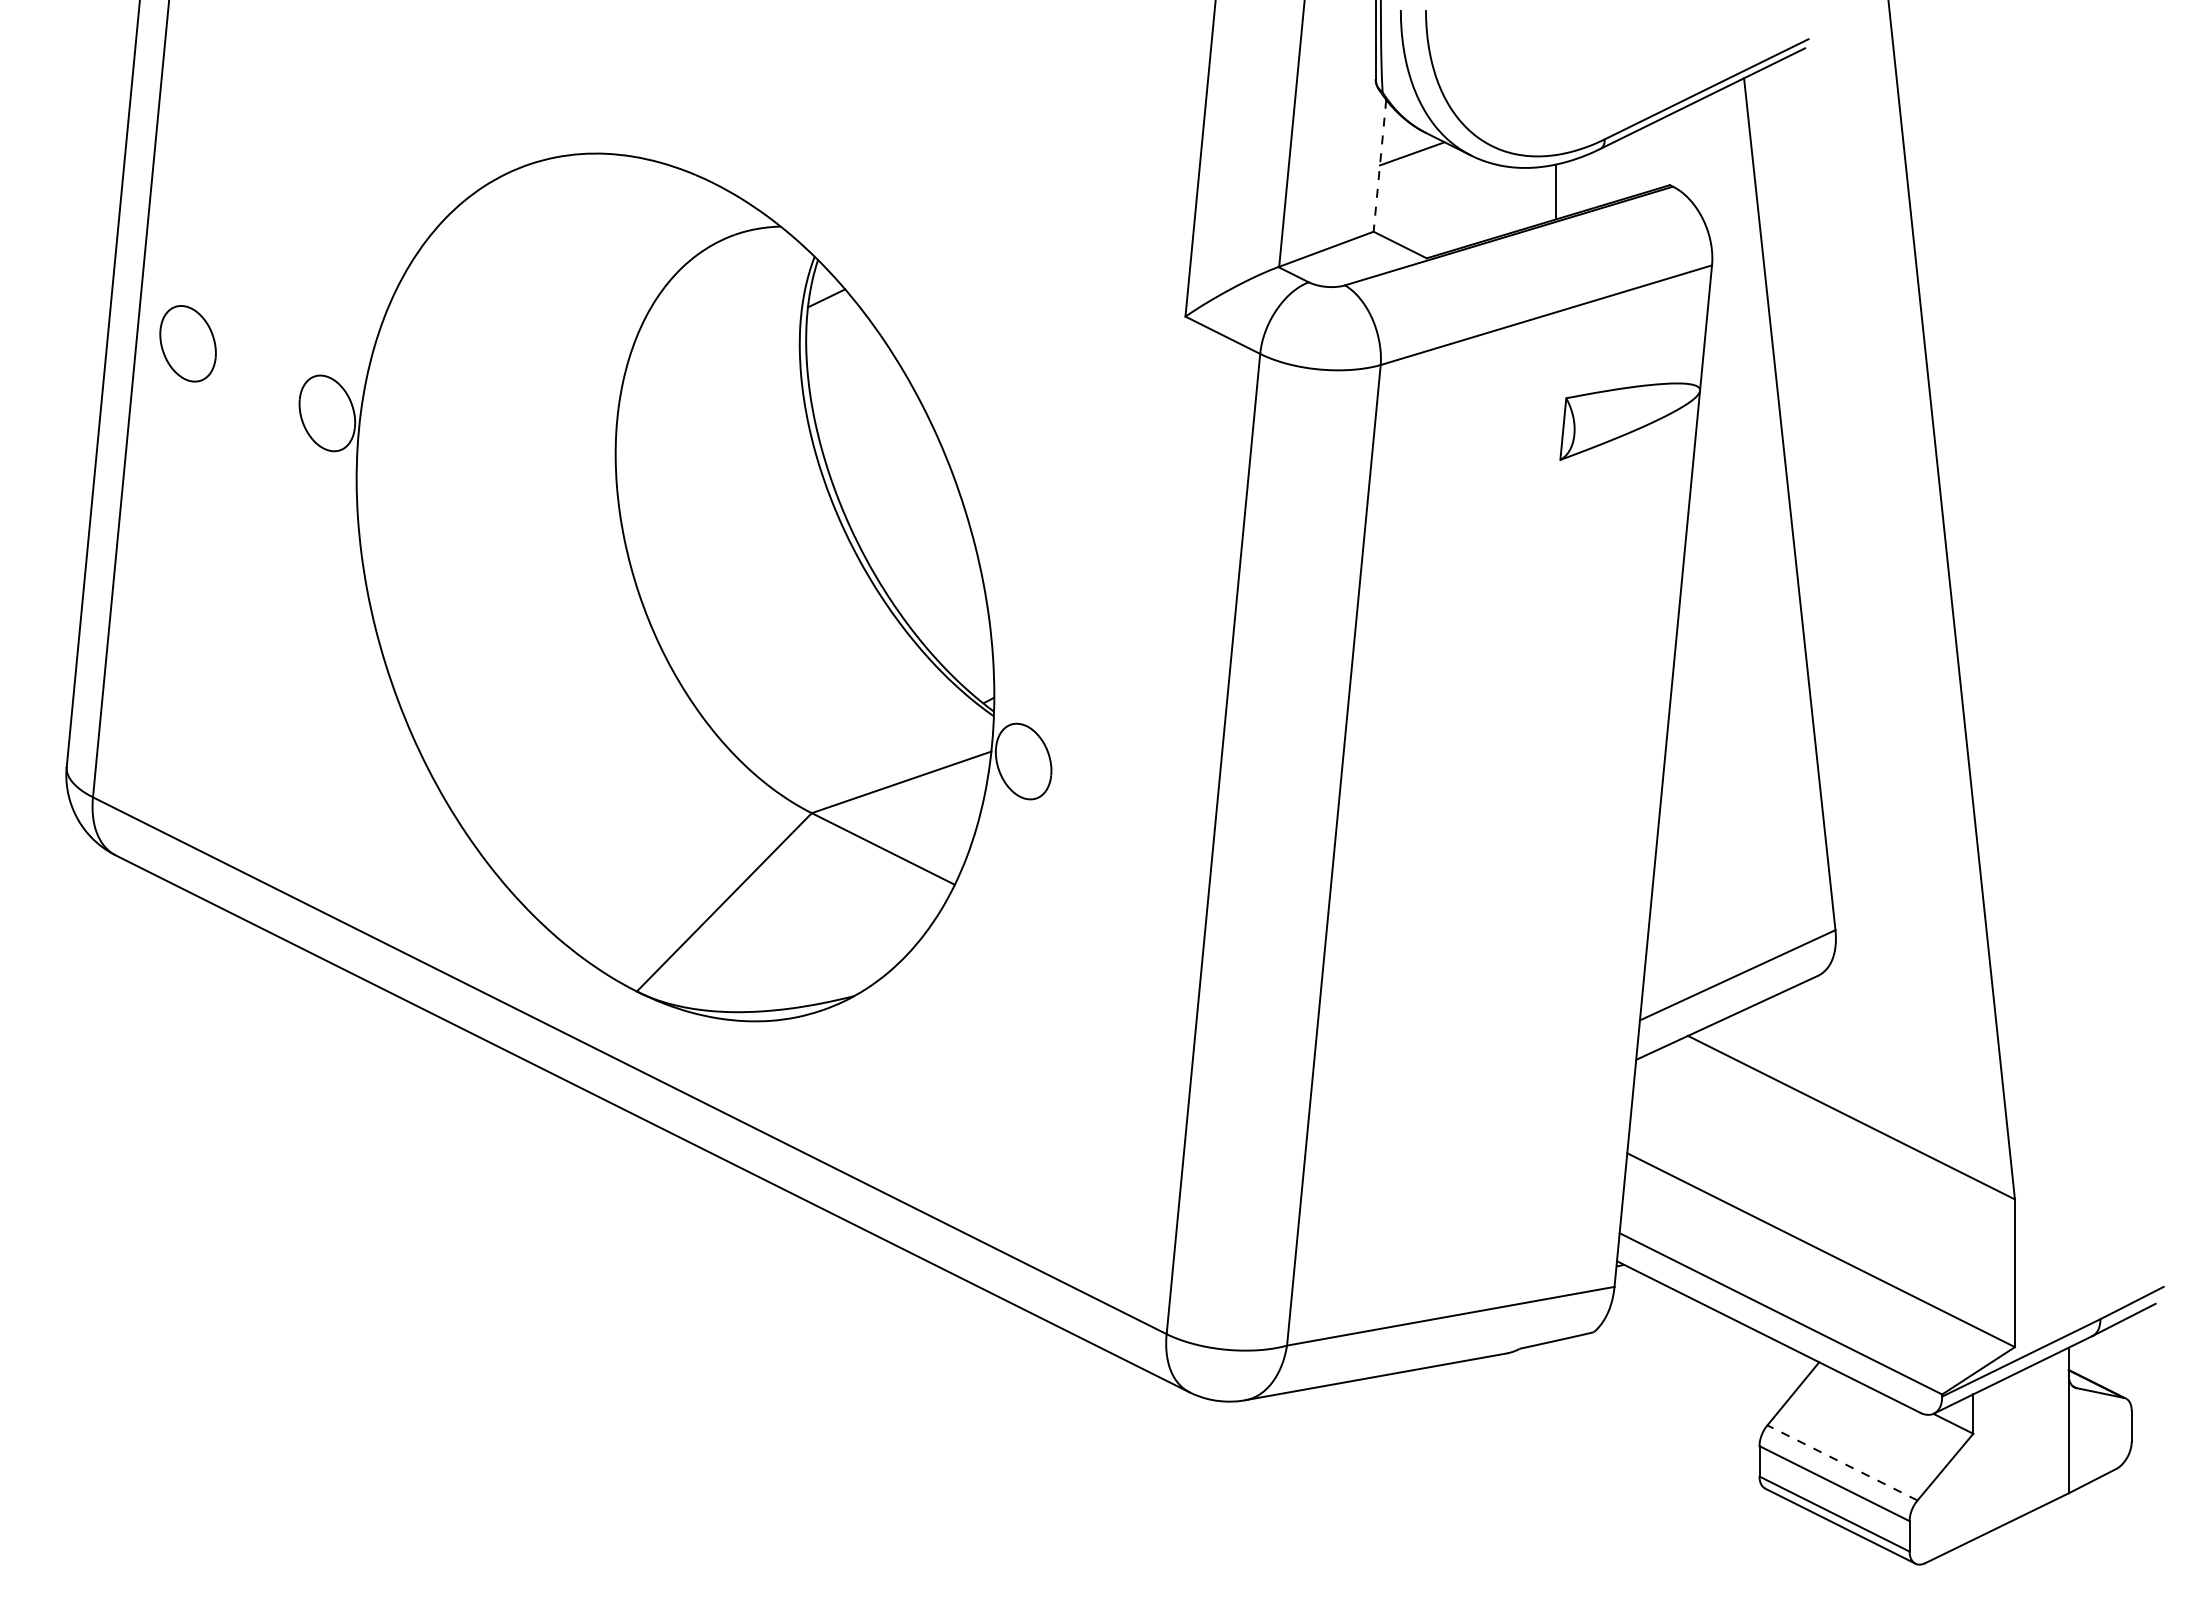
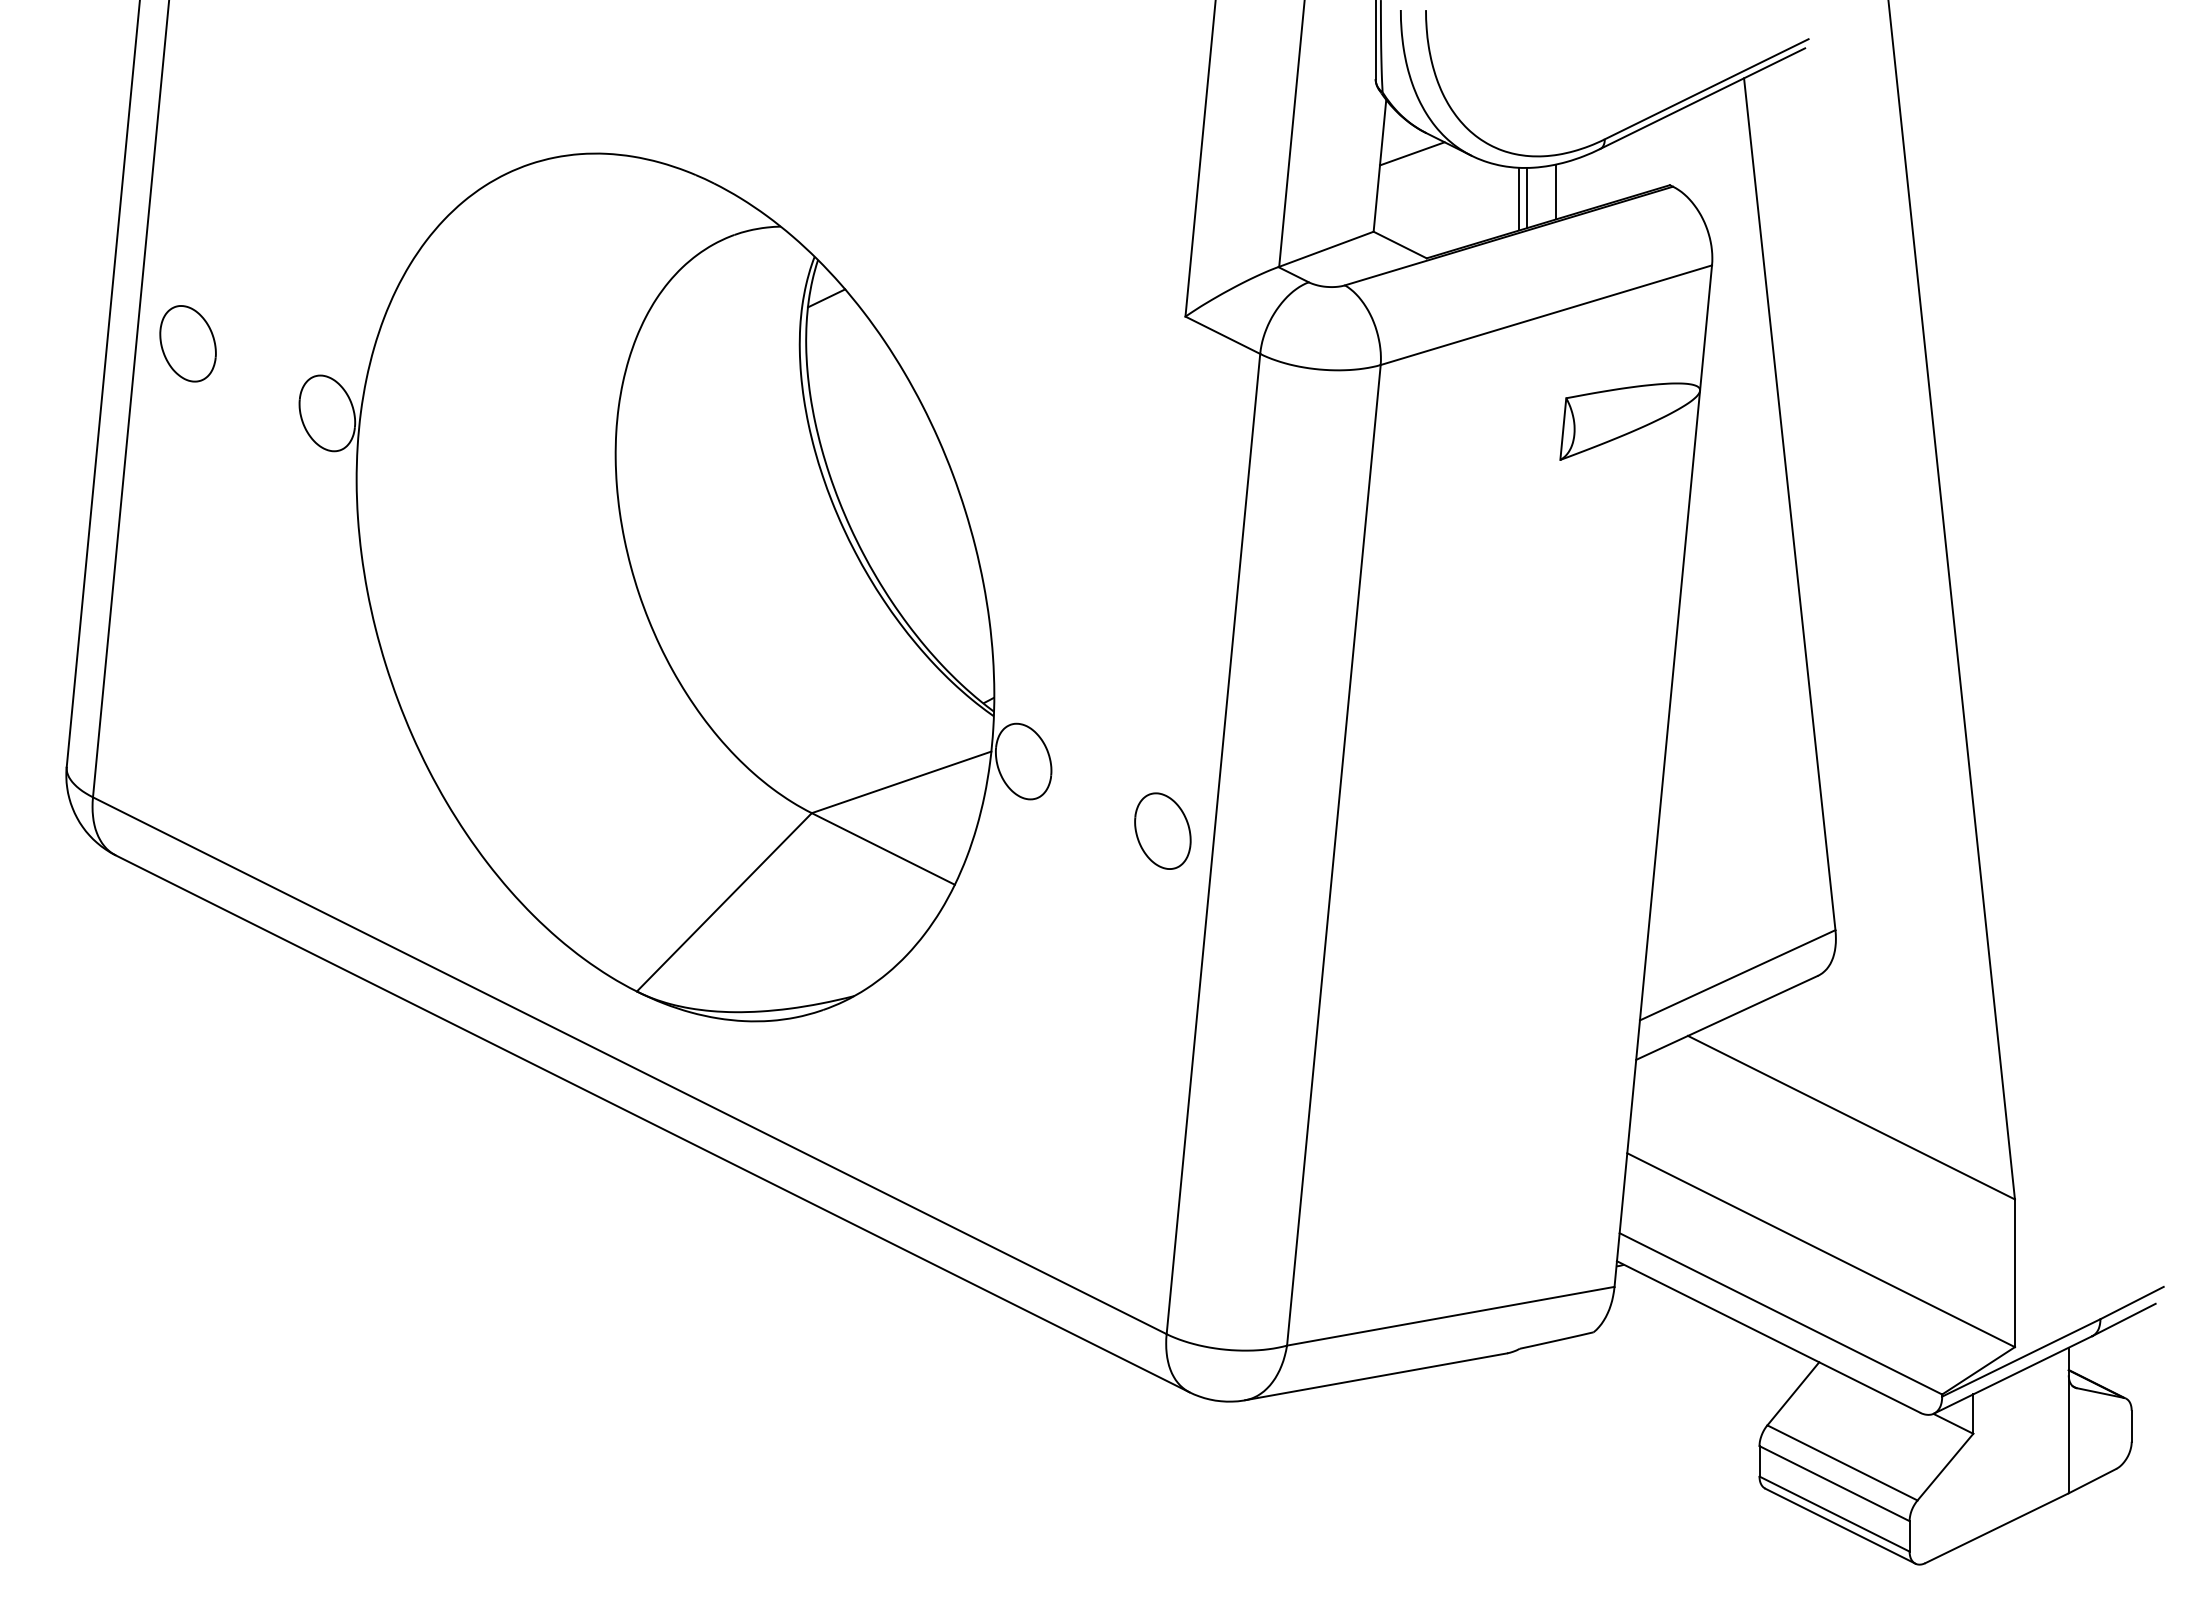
line: dashed -> solid (1379, 166)
line: none -> present (1526, 197)
line: none -> present (1519, 198)
part: none -> present (1162, 830)
line: dashed -> solid (1842, 1462)
